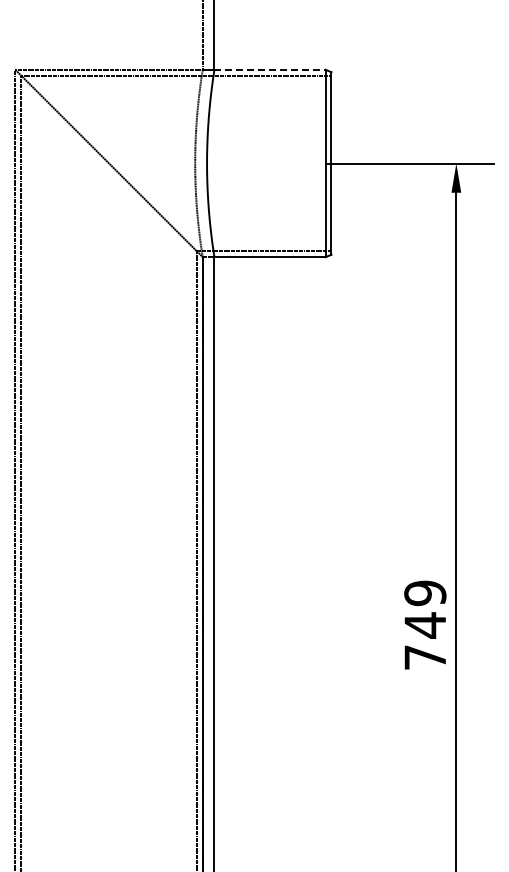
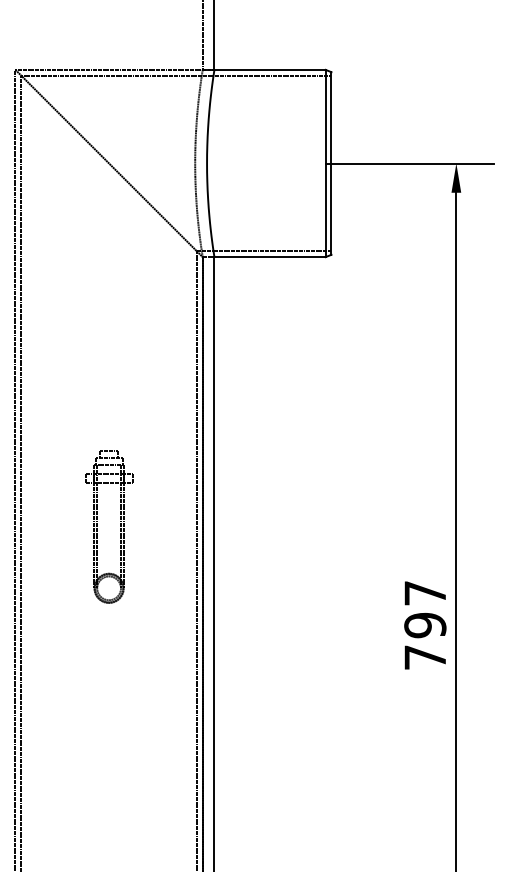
line: dashed -> solid (270, 69)
part: none -> present (120, 526)
text: 749 -> 797 (425, 609)
